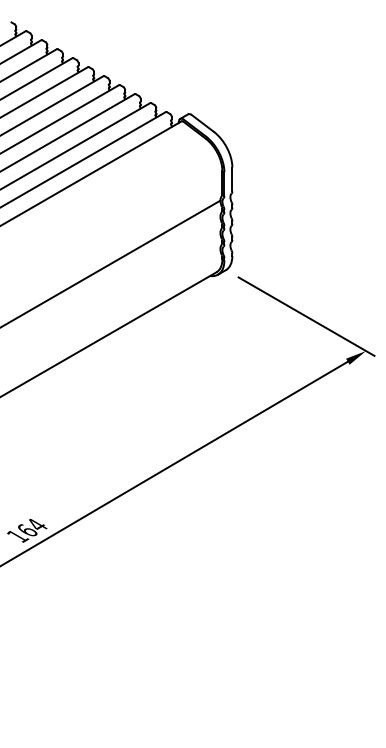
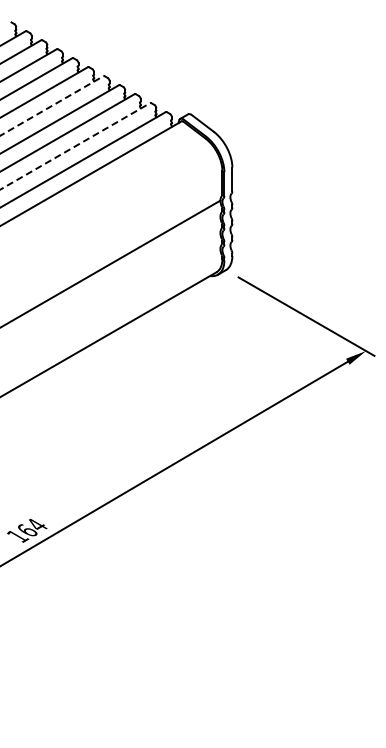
line: solid -> dashed (52, 105)
line: solid -> dashed (75, 146)
